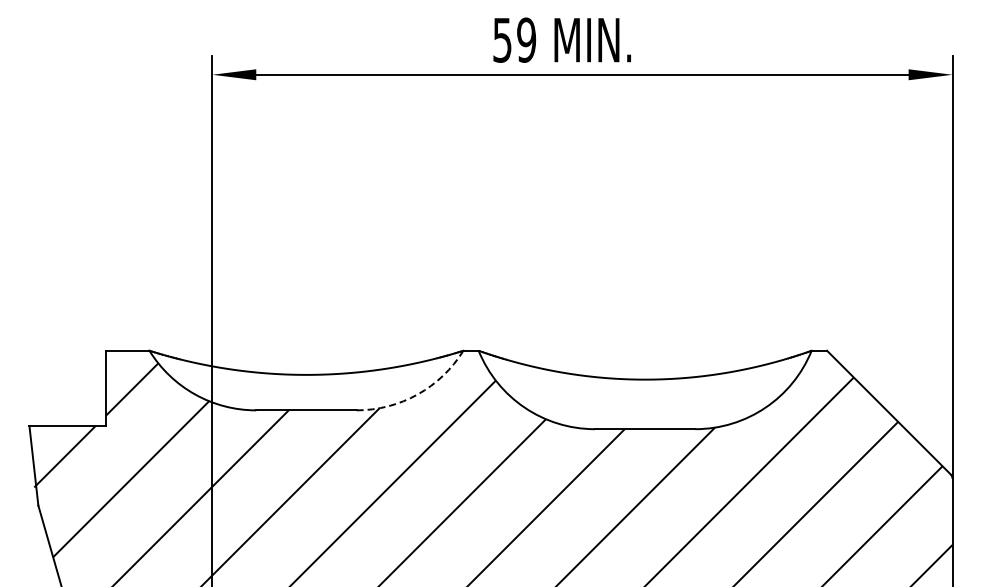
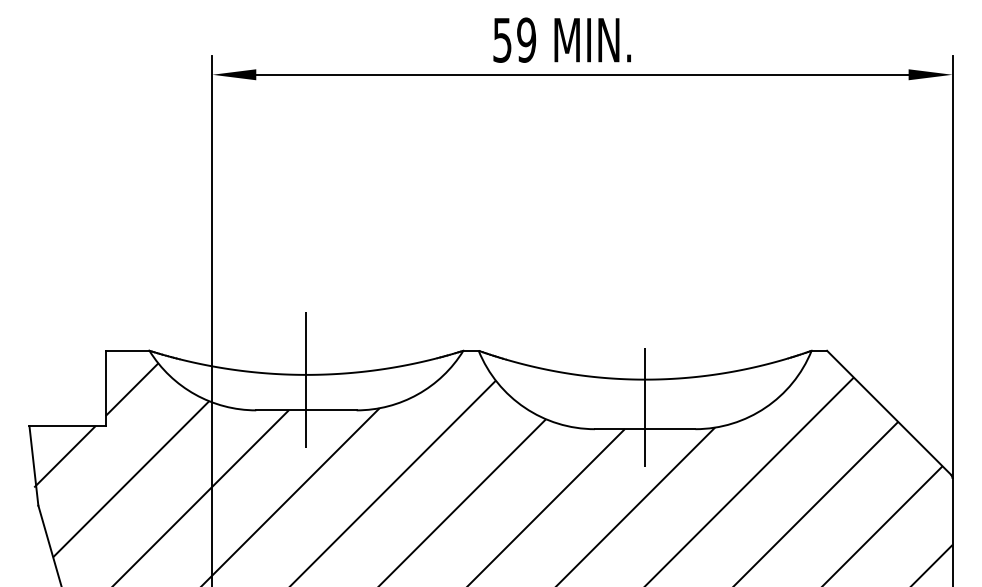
line: none -> present (306, 379)
arc: dashed -> solid (417, 394)
line: none -> present (645, 407)
